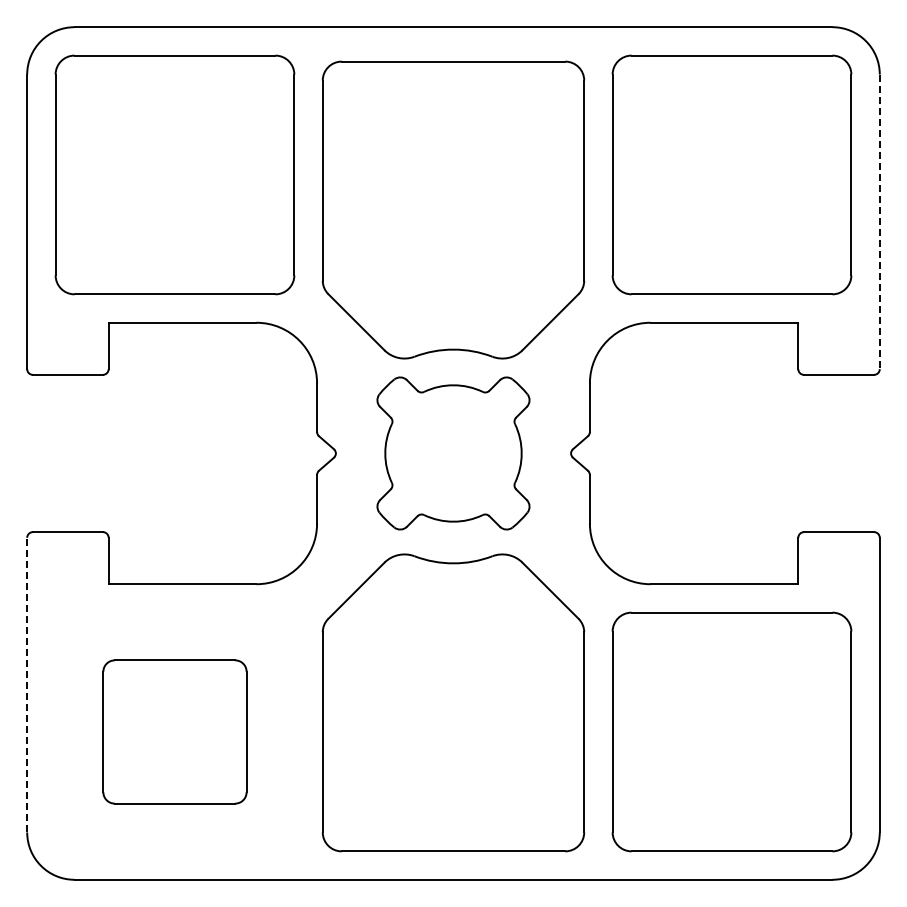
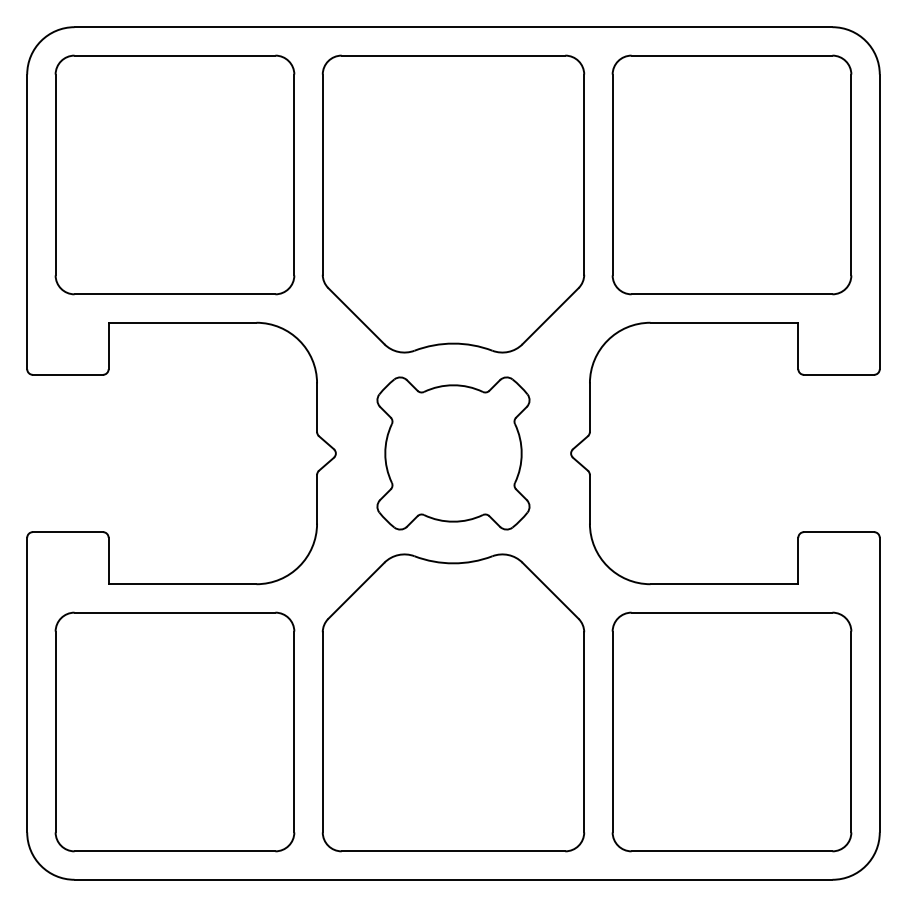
part position: (453, 209) -> (453, 203) (453, 203)
line: dashed -> solid (879, 222)
line: dashed -> solid (27, 684)
part size: 146x146 px -> 242x242 px (174, 731)
